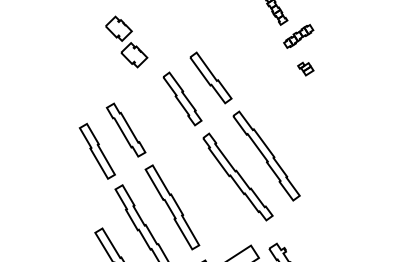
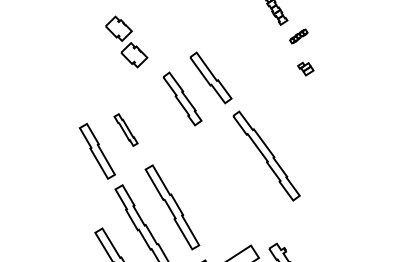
part size: 32x25 px -> 20x17 px (298, 36)
part size: 42x56 px -> 26x34 px (125, 129)
part: present -> none (237, 176)
